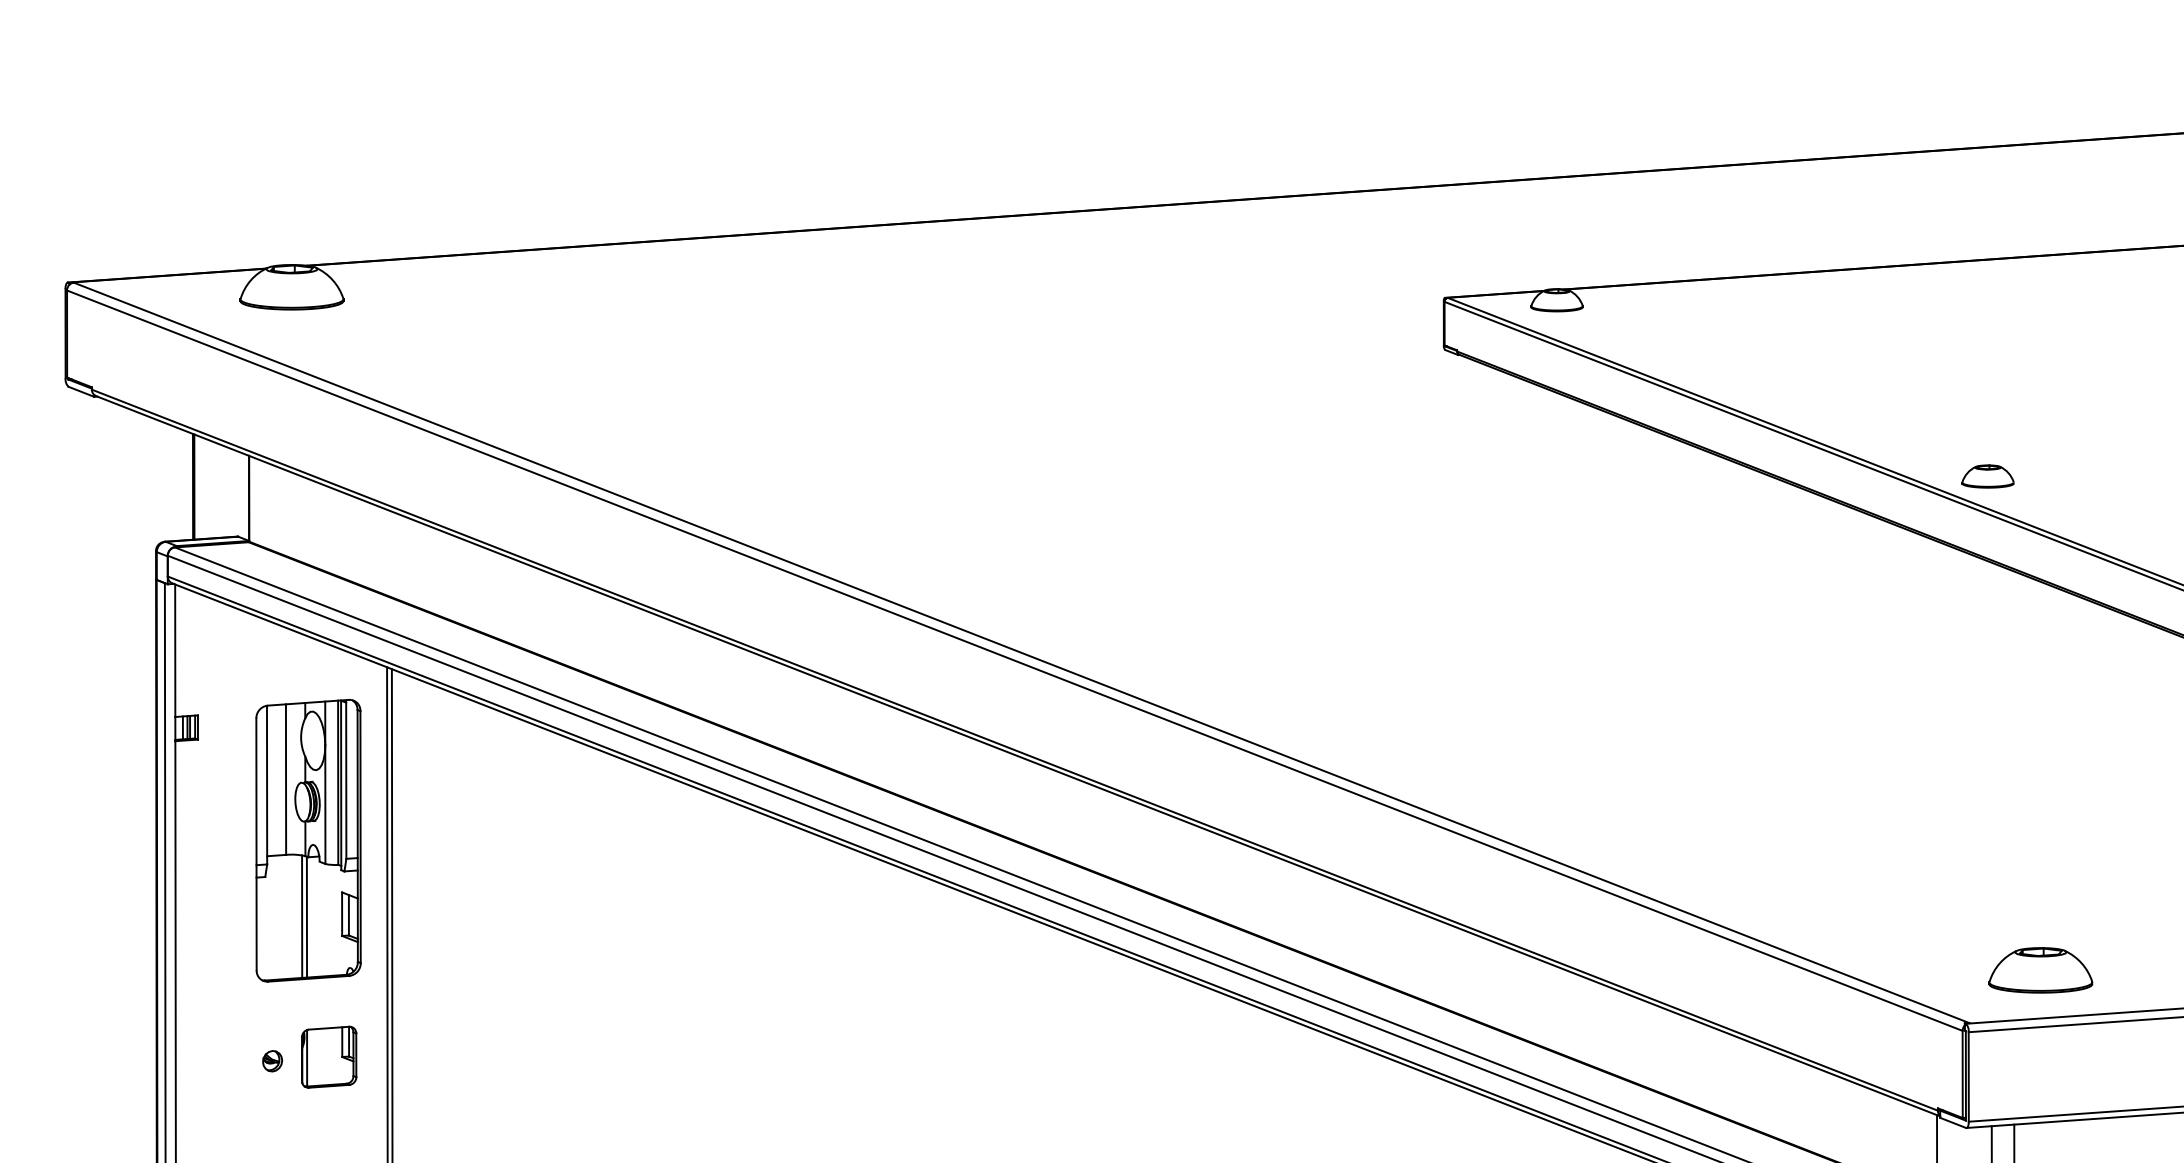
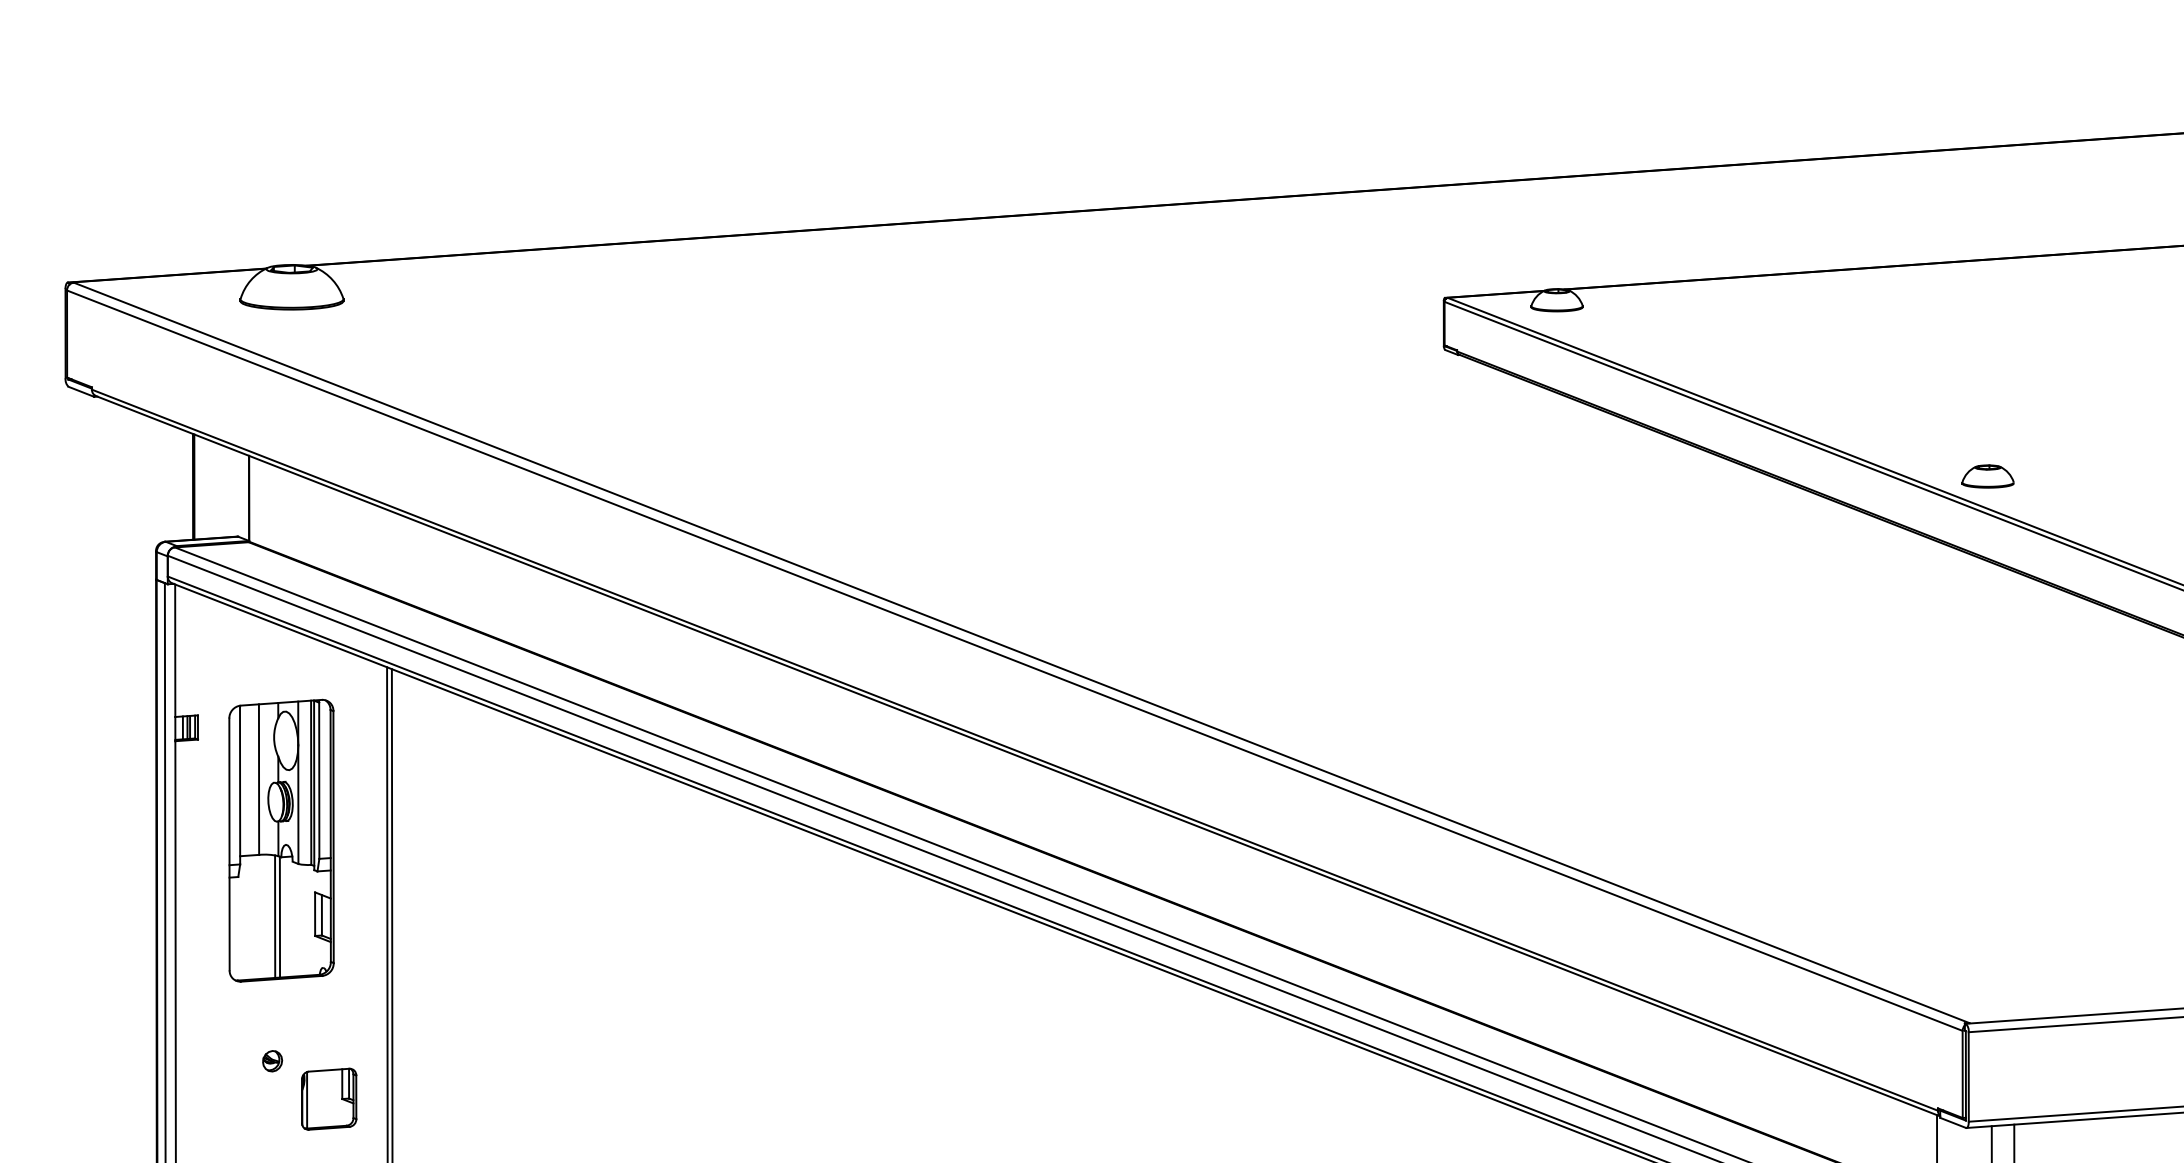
part position: (308, 840) -> (281, 840) (281, 840)
part: present -> none (2040, 970)
part position: (329, 1056) -> (329, 1098) (329, 1098)
